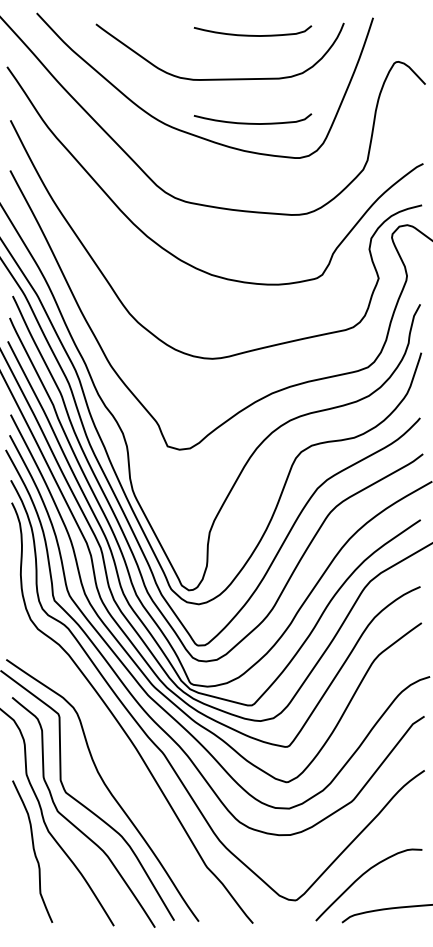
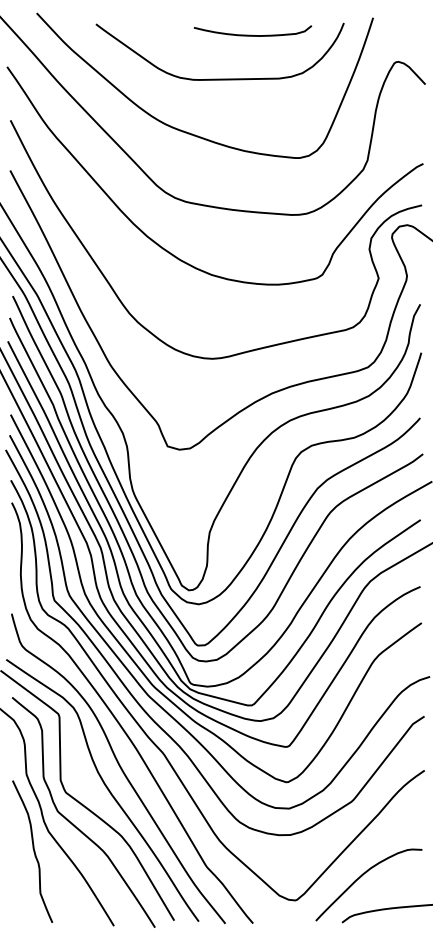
curve: present -> none (251, 122)
curve: none -> present (119, 767)
